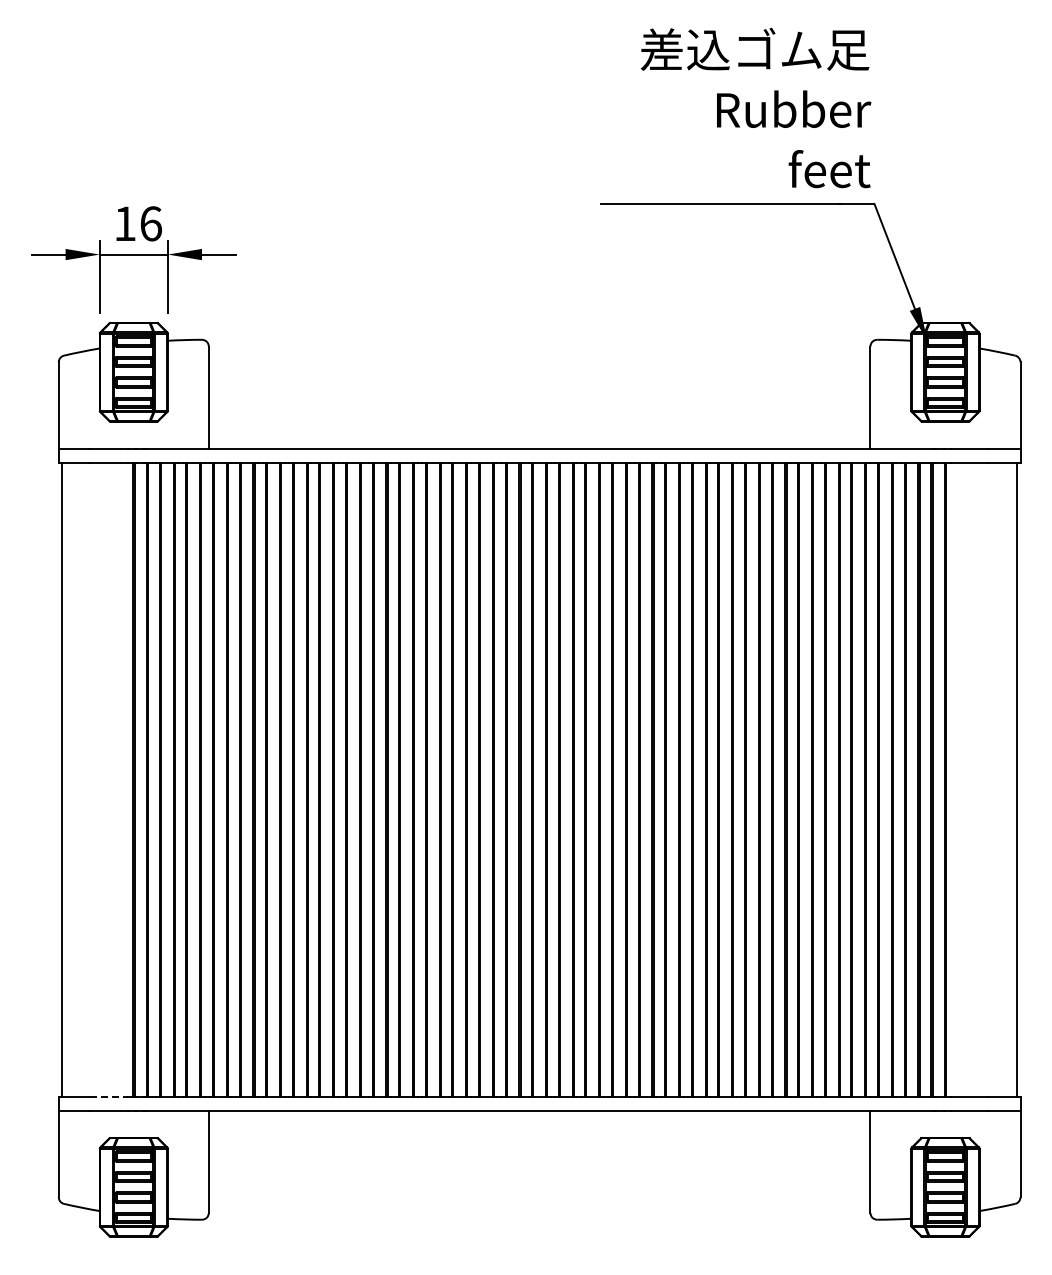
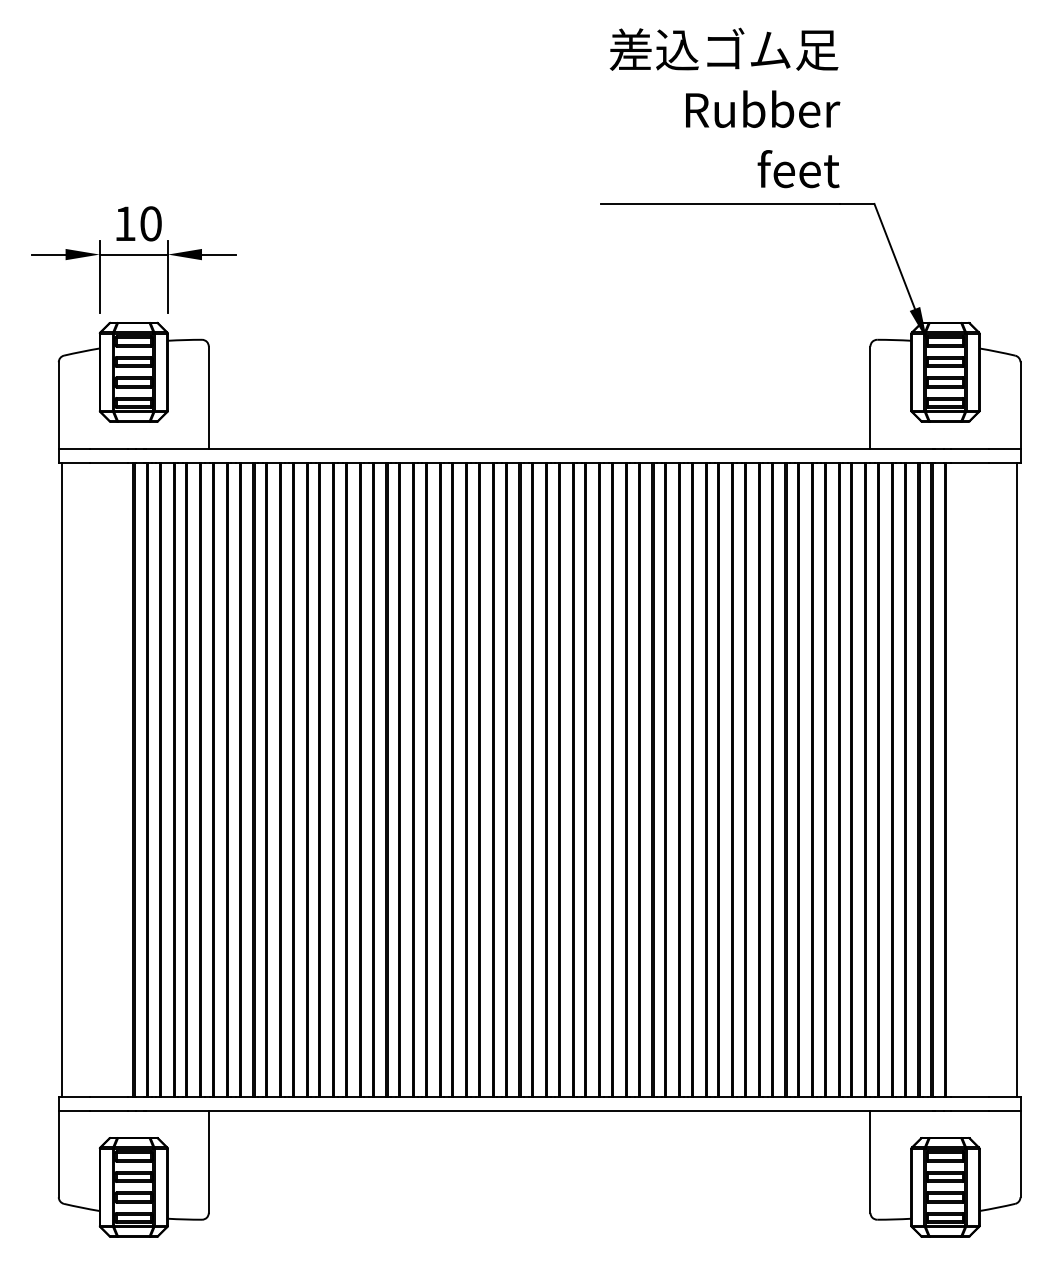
text position: (755, 107) -> (724, 107) (724, 107)
text: 16 -> 10 (151, 223)
line: dashed -> solid (109, 1096)
